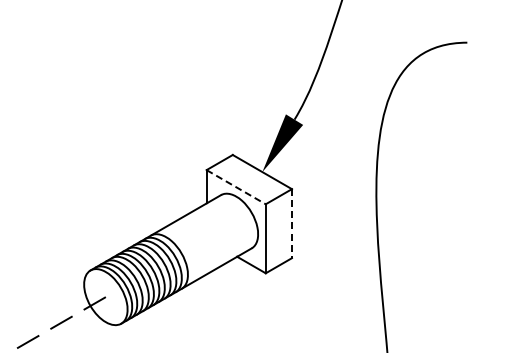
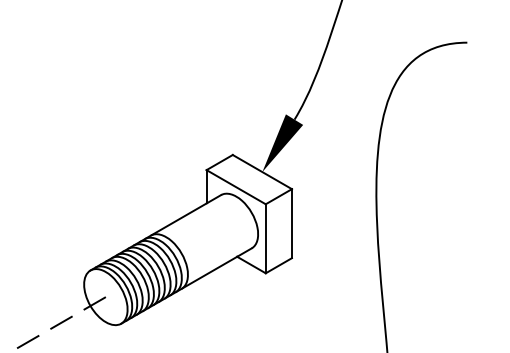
line: dashed -> solid (236, 187)
line: dashed -> solid (291, 223)
